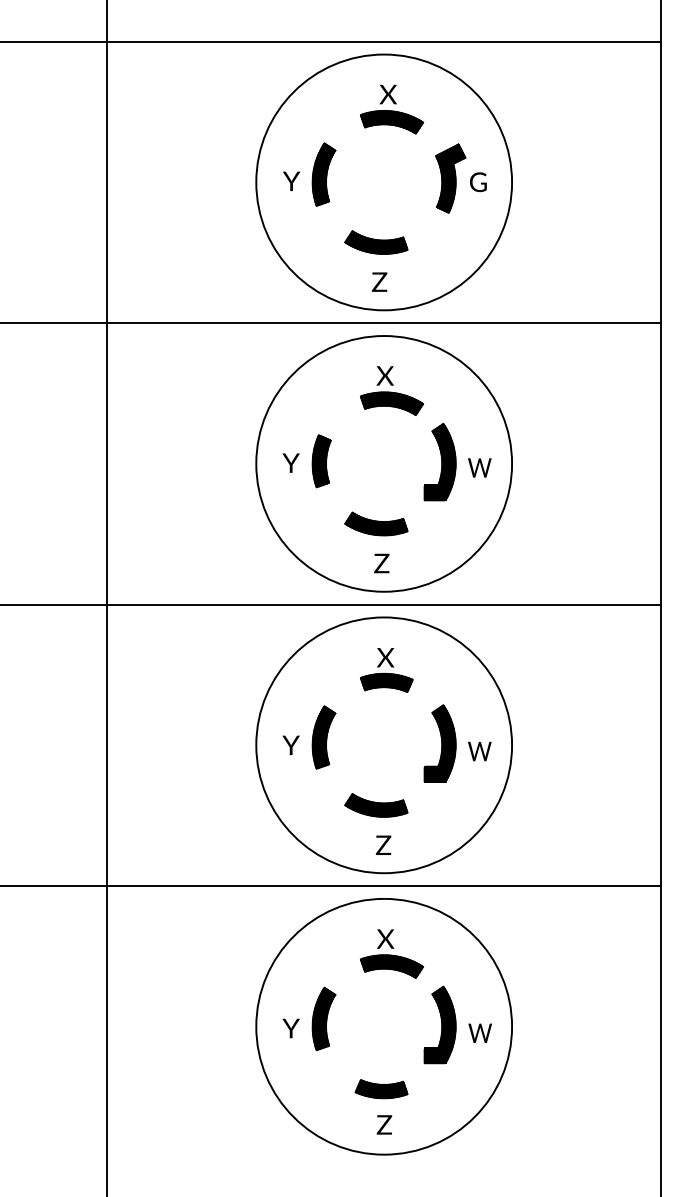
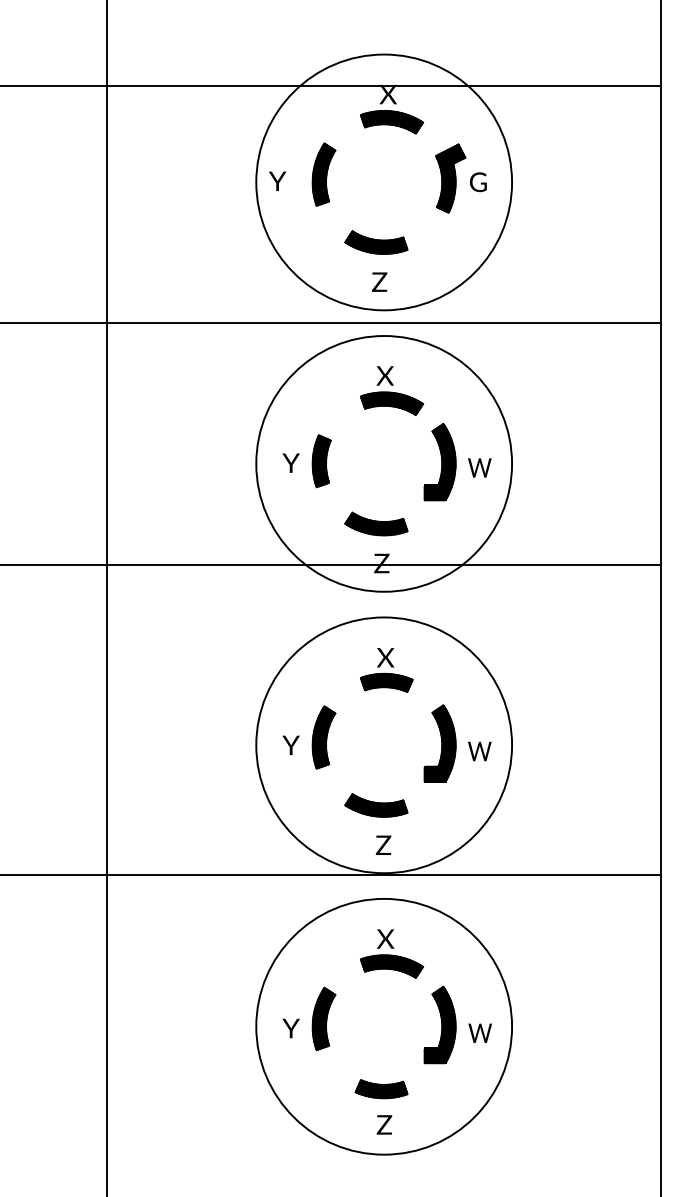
line position: (331, 41) -> (331, 85) (331, 85)
text position: (291, 180) -> (277, 180) (277, 180)
line position: (331, 604) -> (331, 564) (331, 564)
line position: (331, 886) -> (331, 875) (331, 875)
